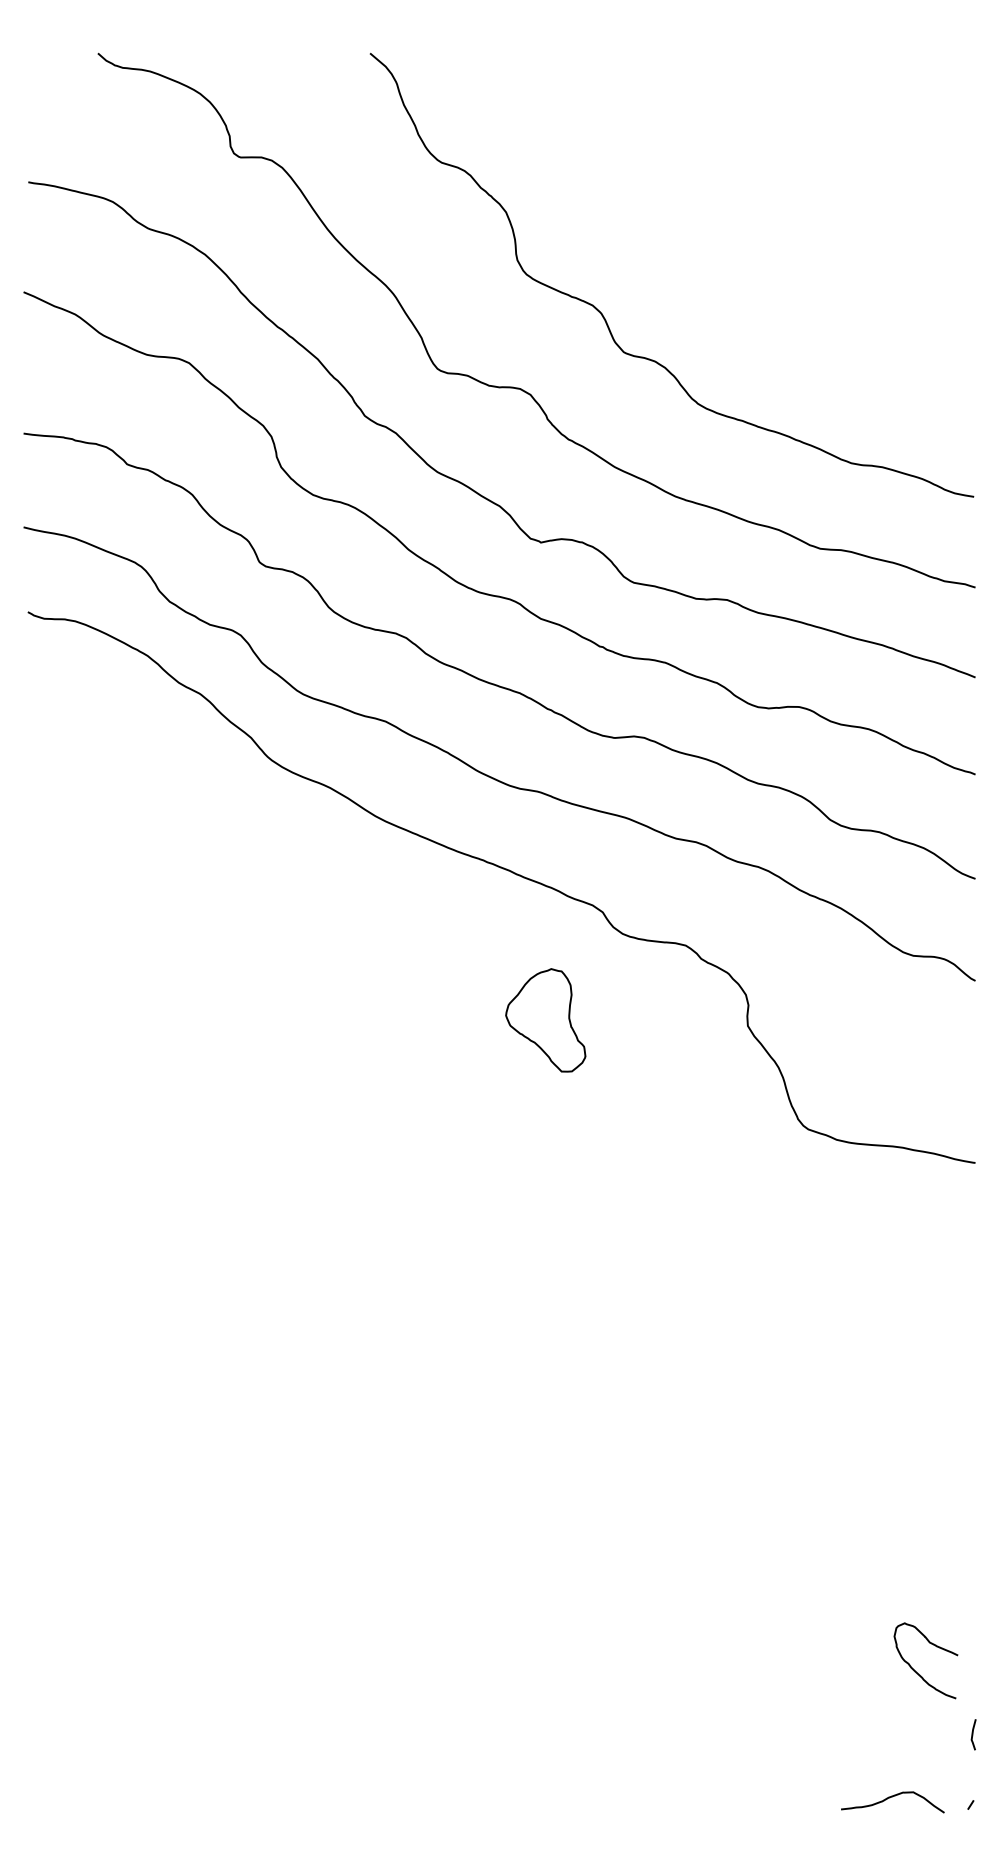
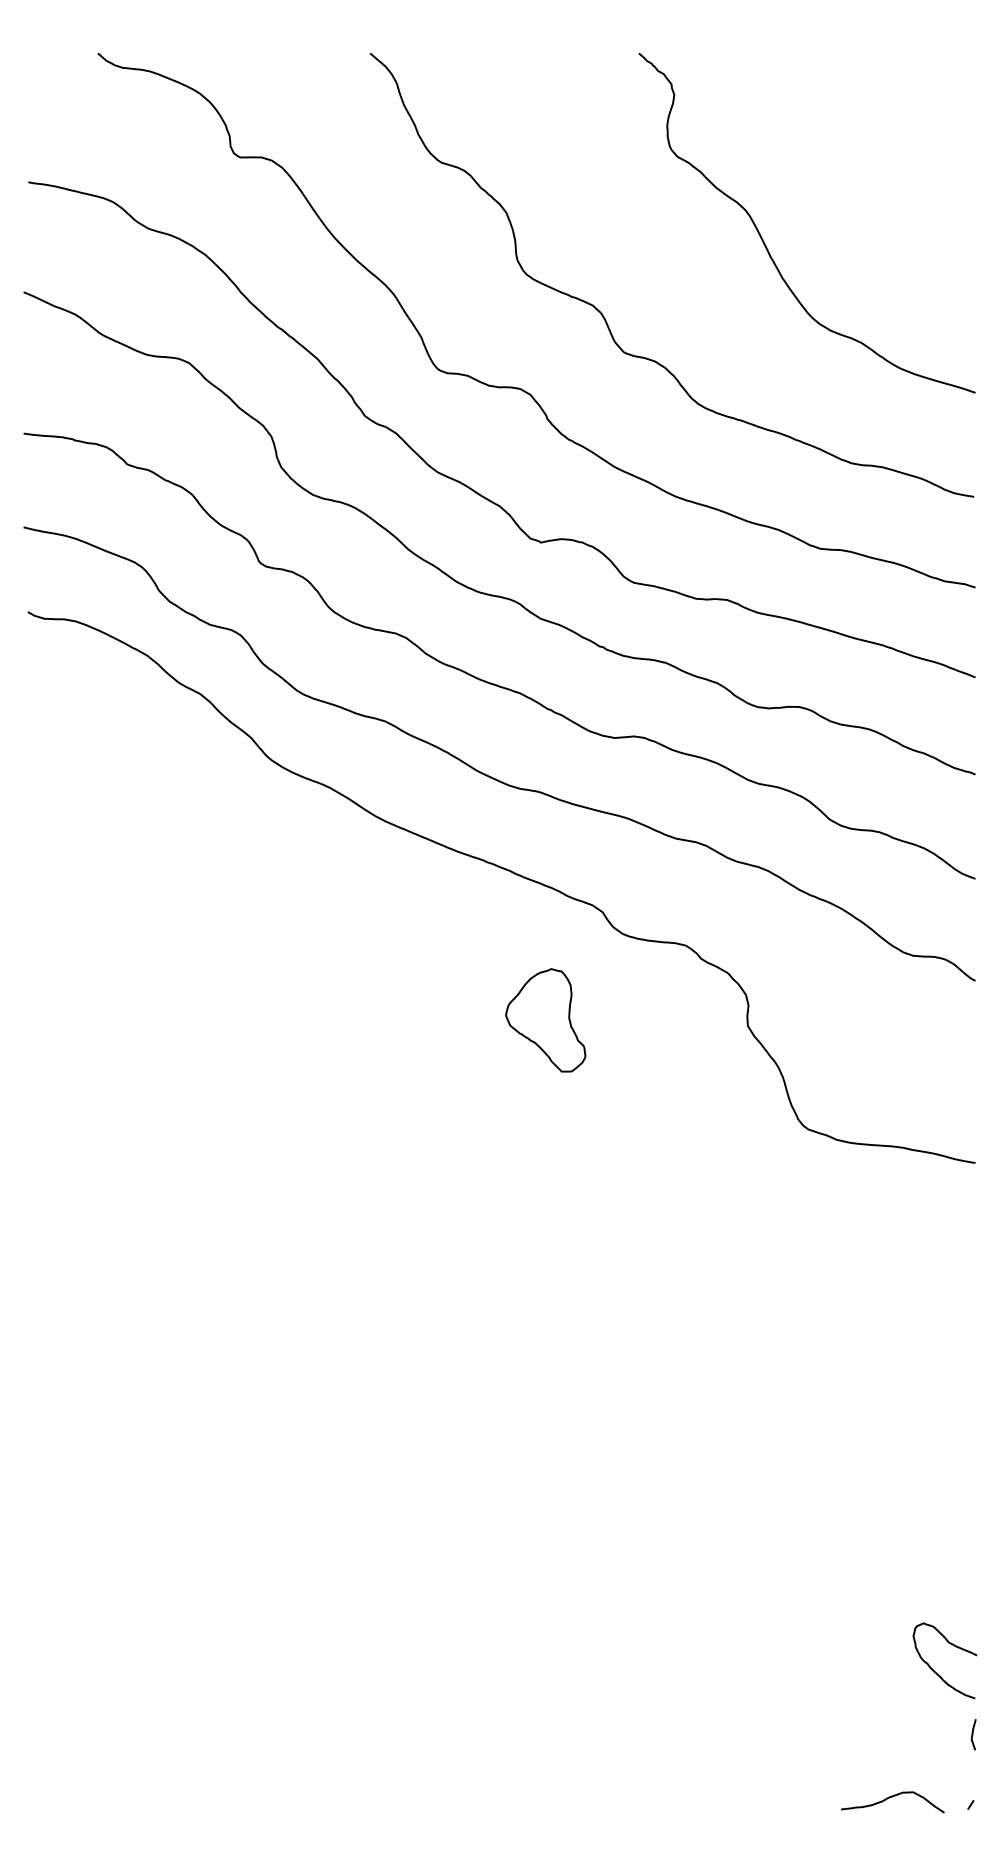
curve: none -> present (765, 243)
curve position: (915, 1670) -> (934, 1670) (934, 1670)
